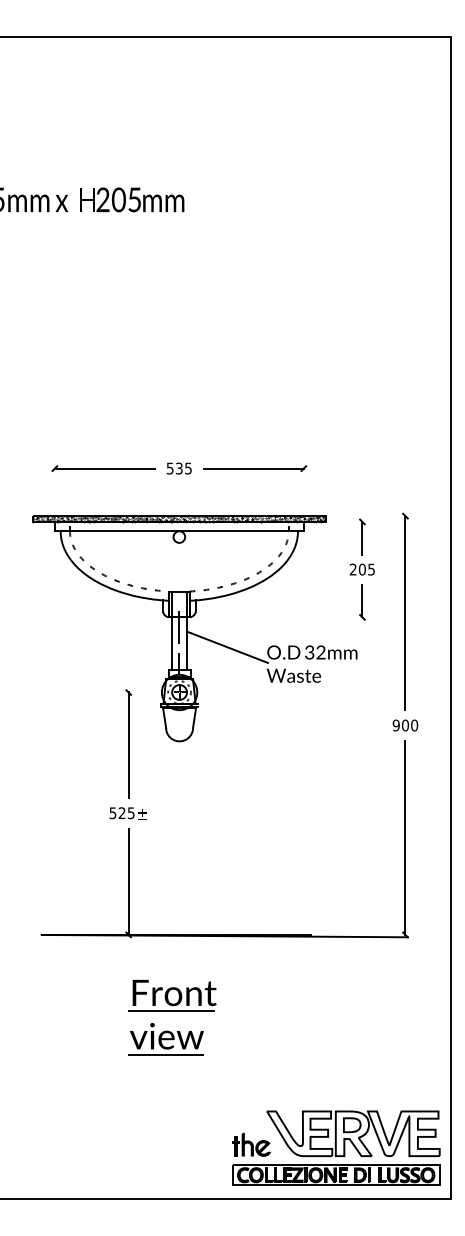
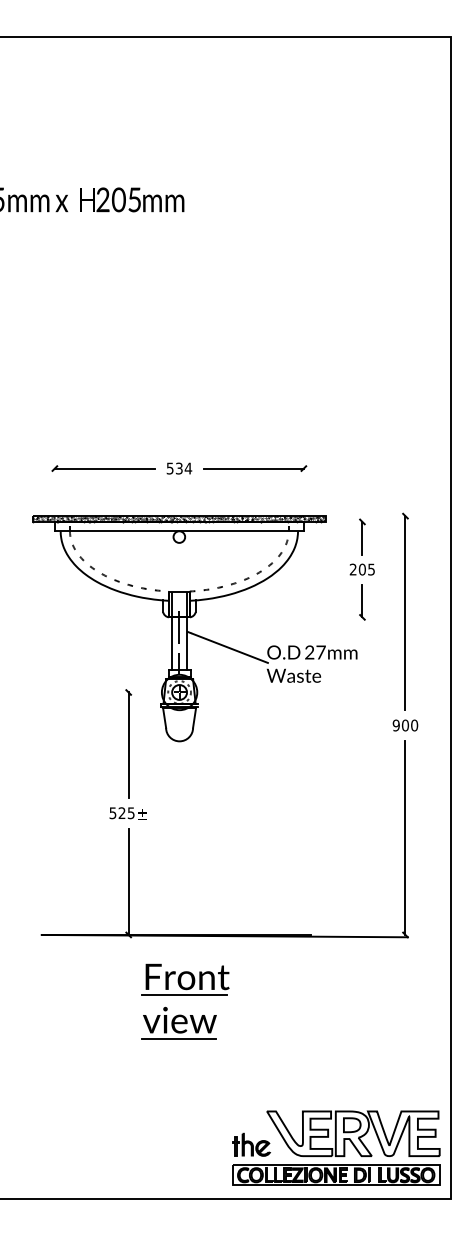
text: 535 -> 534 (188, 468)
text: 32mm -> 27mm (315, 652)
part position: (172, 1017) -> (185, 1001) (185, 1001)
